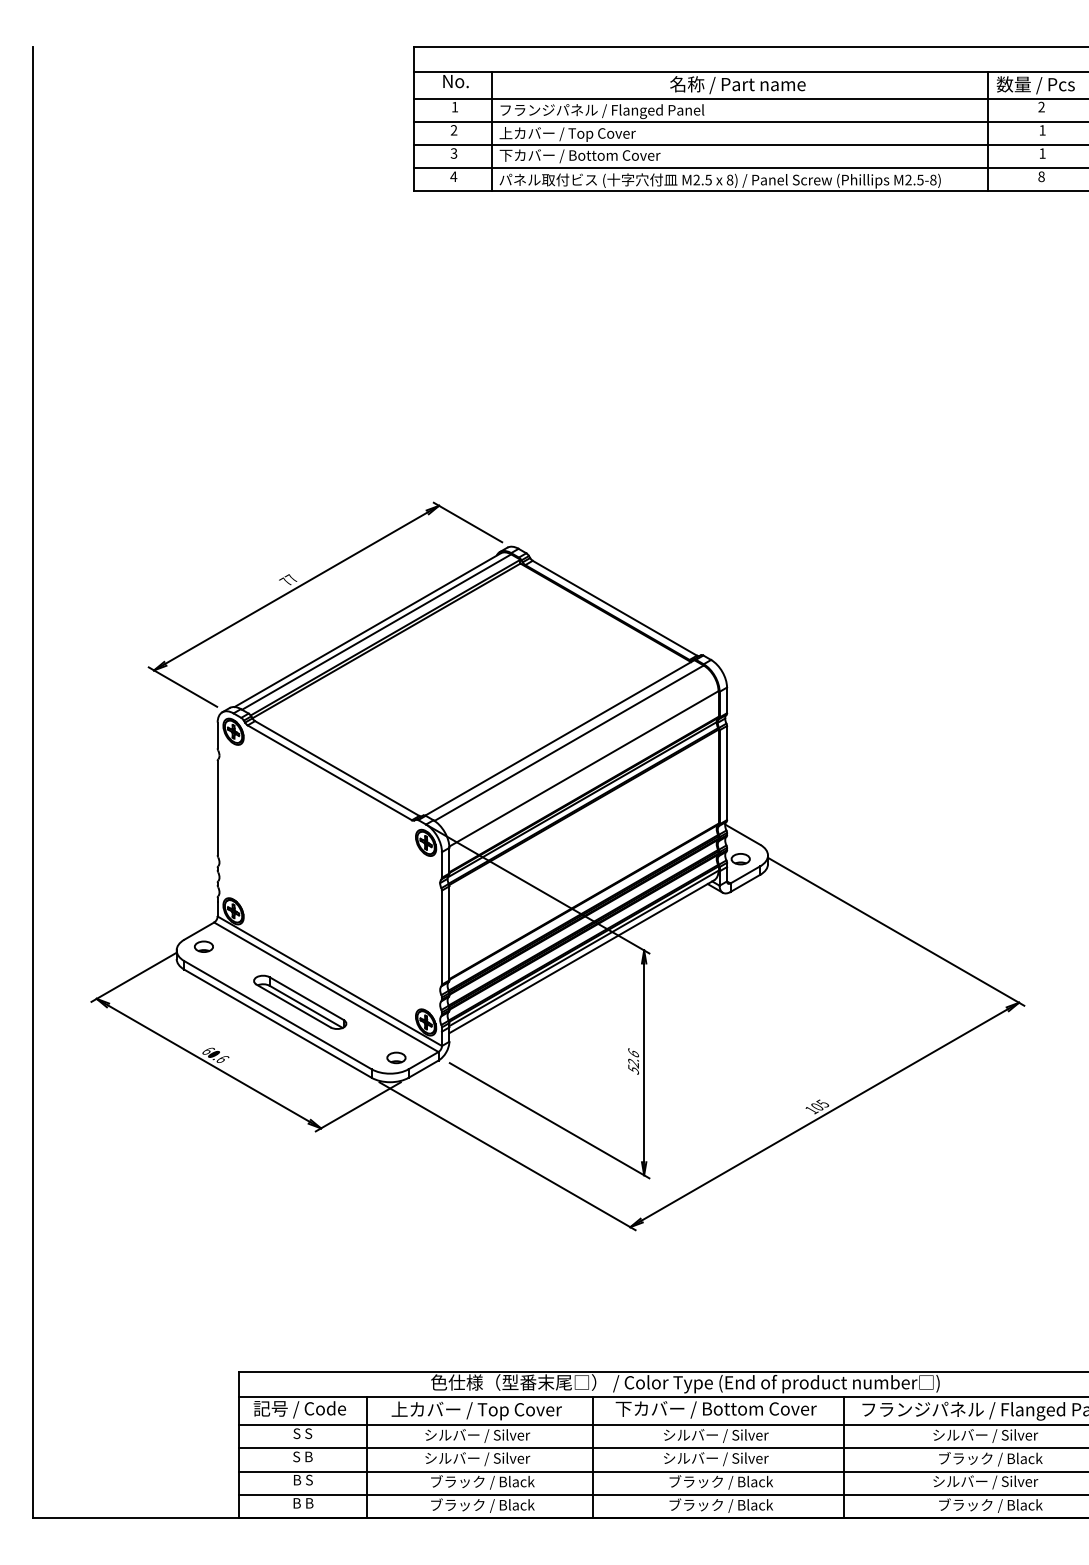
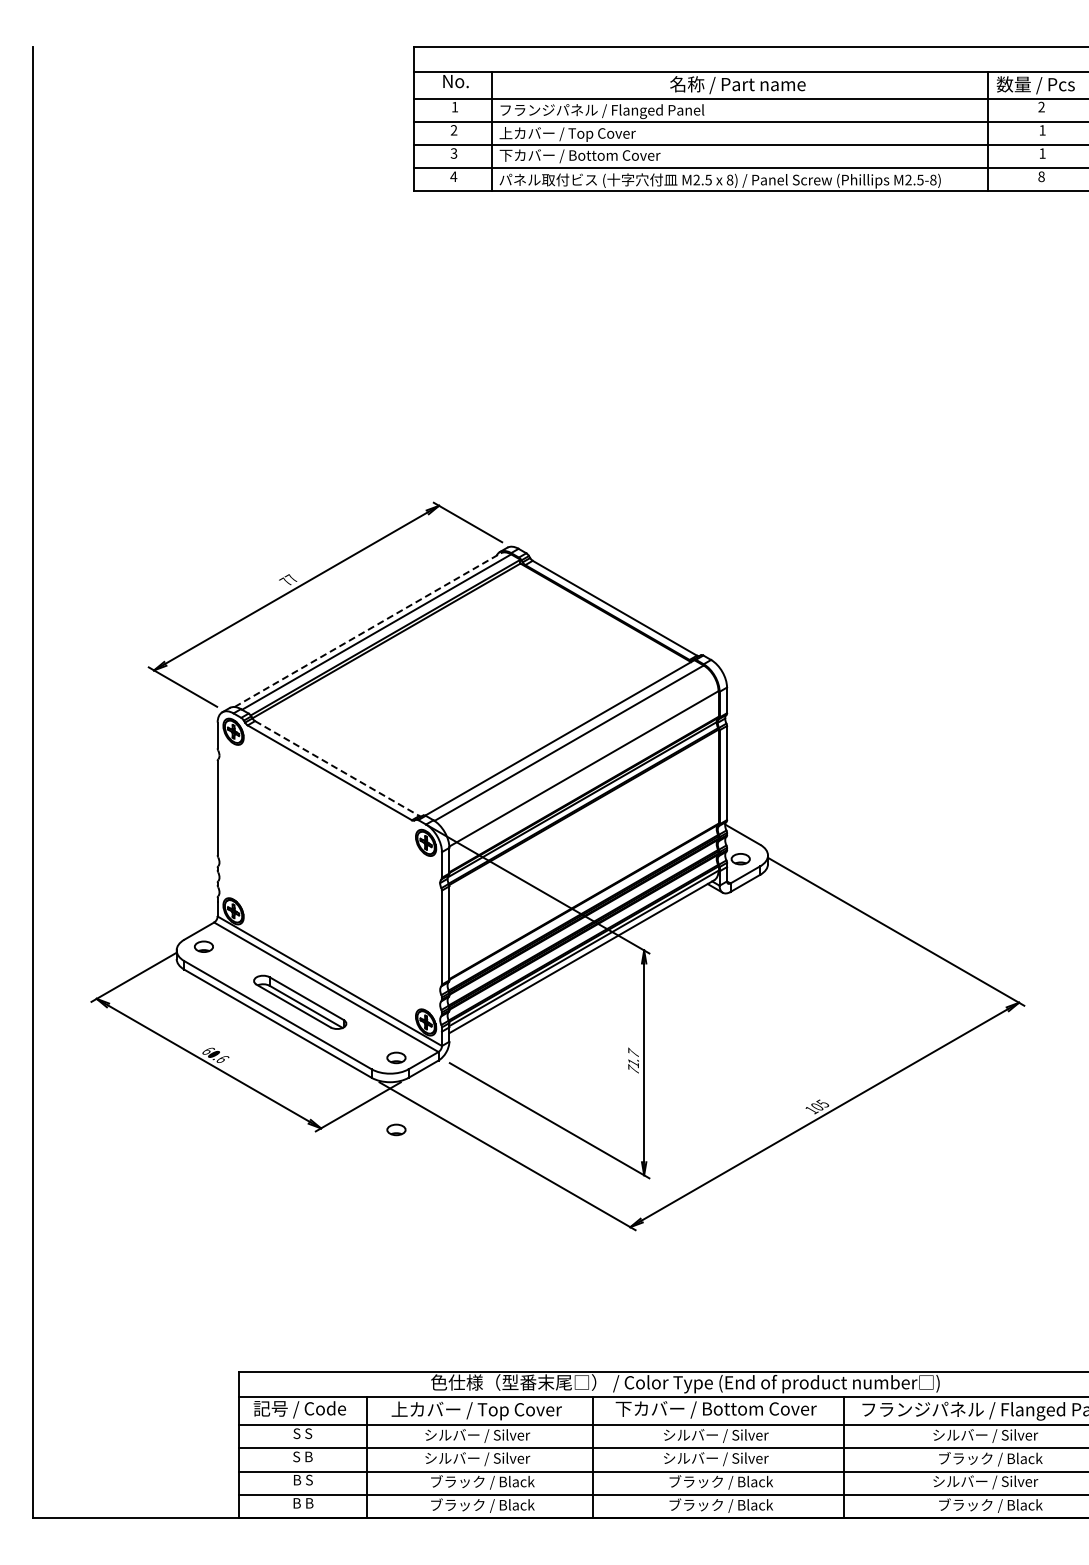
line: solid -> dashed (367, 630)
line: solid -> dashed (337, 768)
text: 52.6 -> 71.7 (633, 1060)
part: none -> present (396, 1129)
